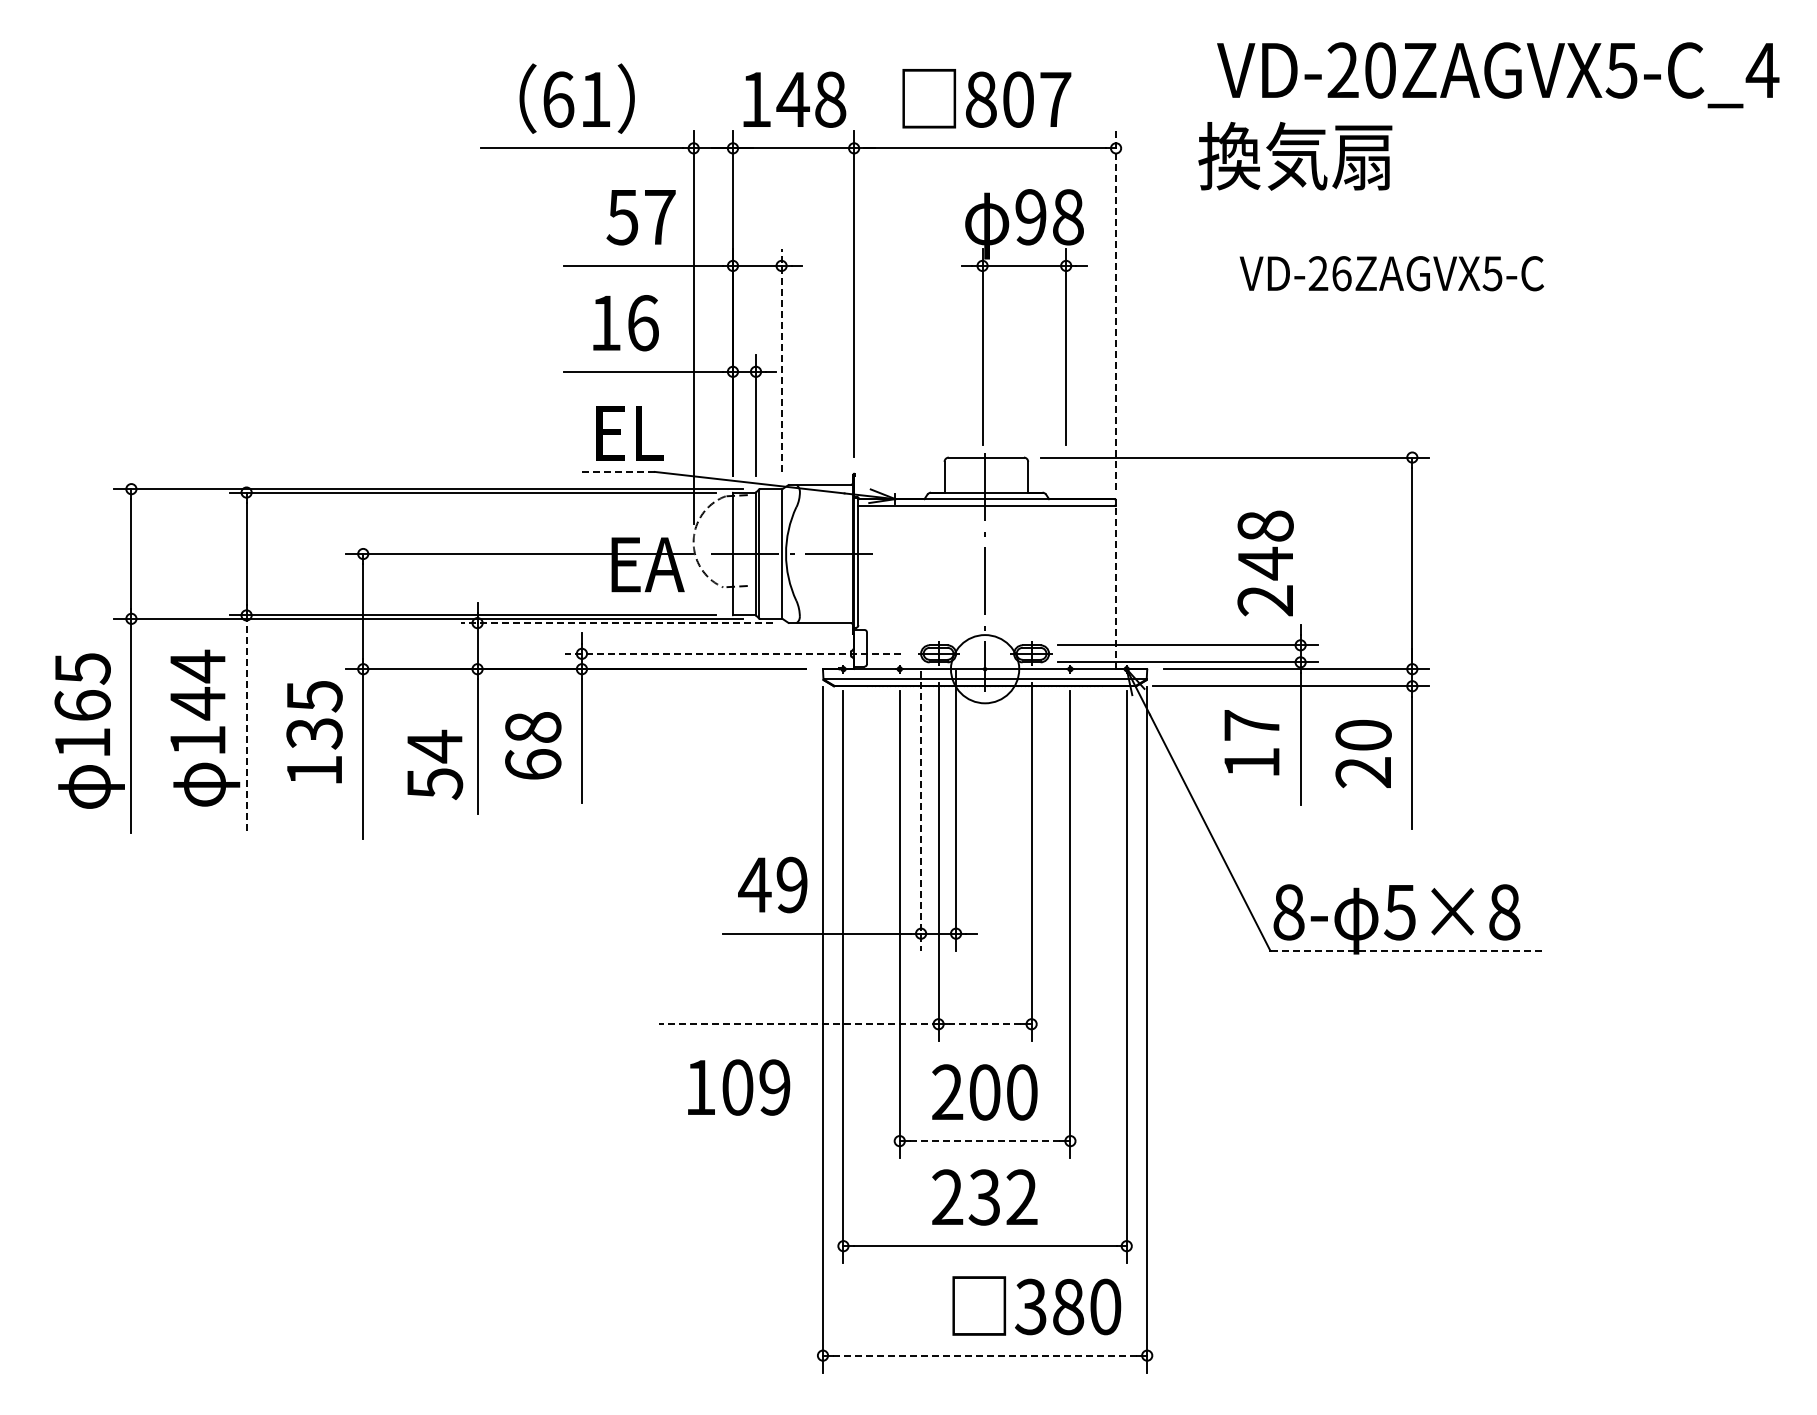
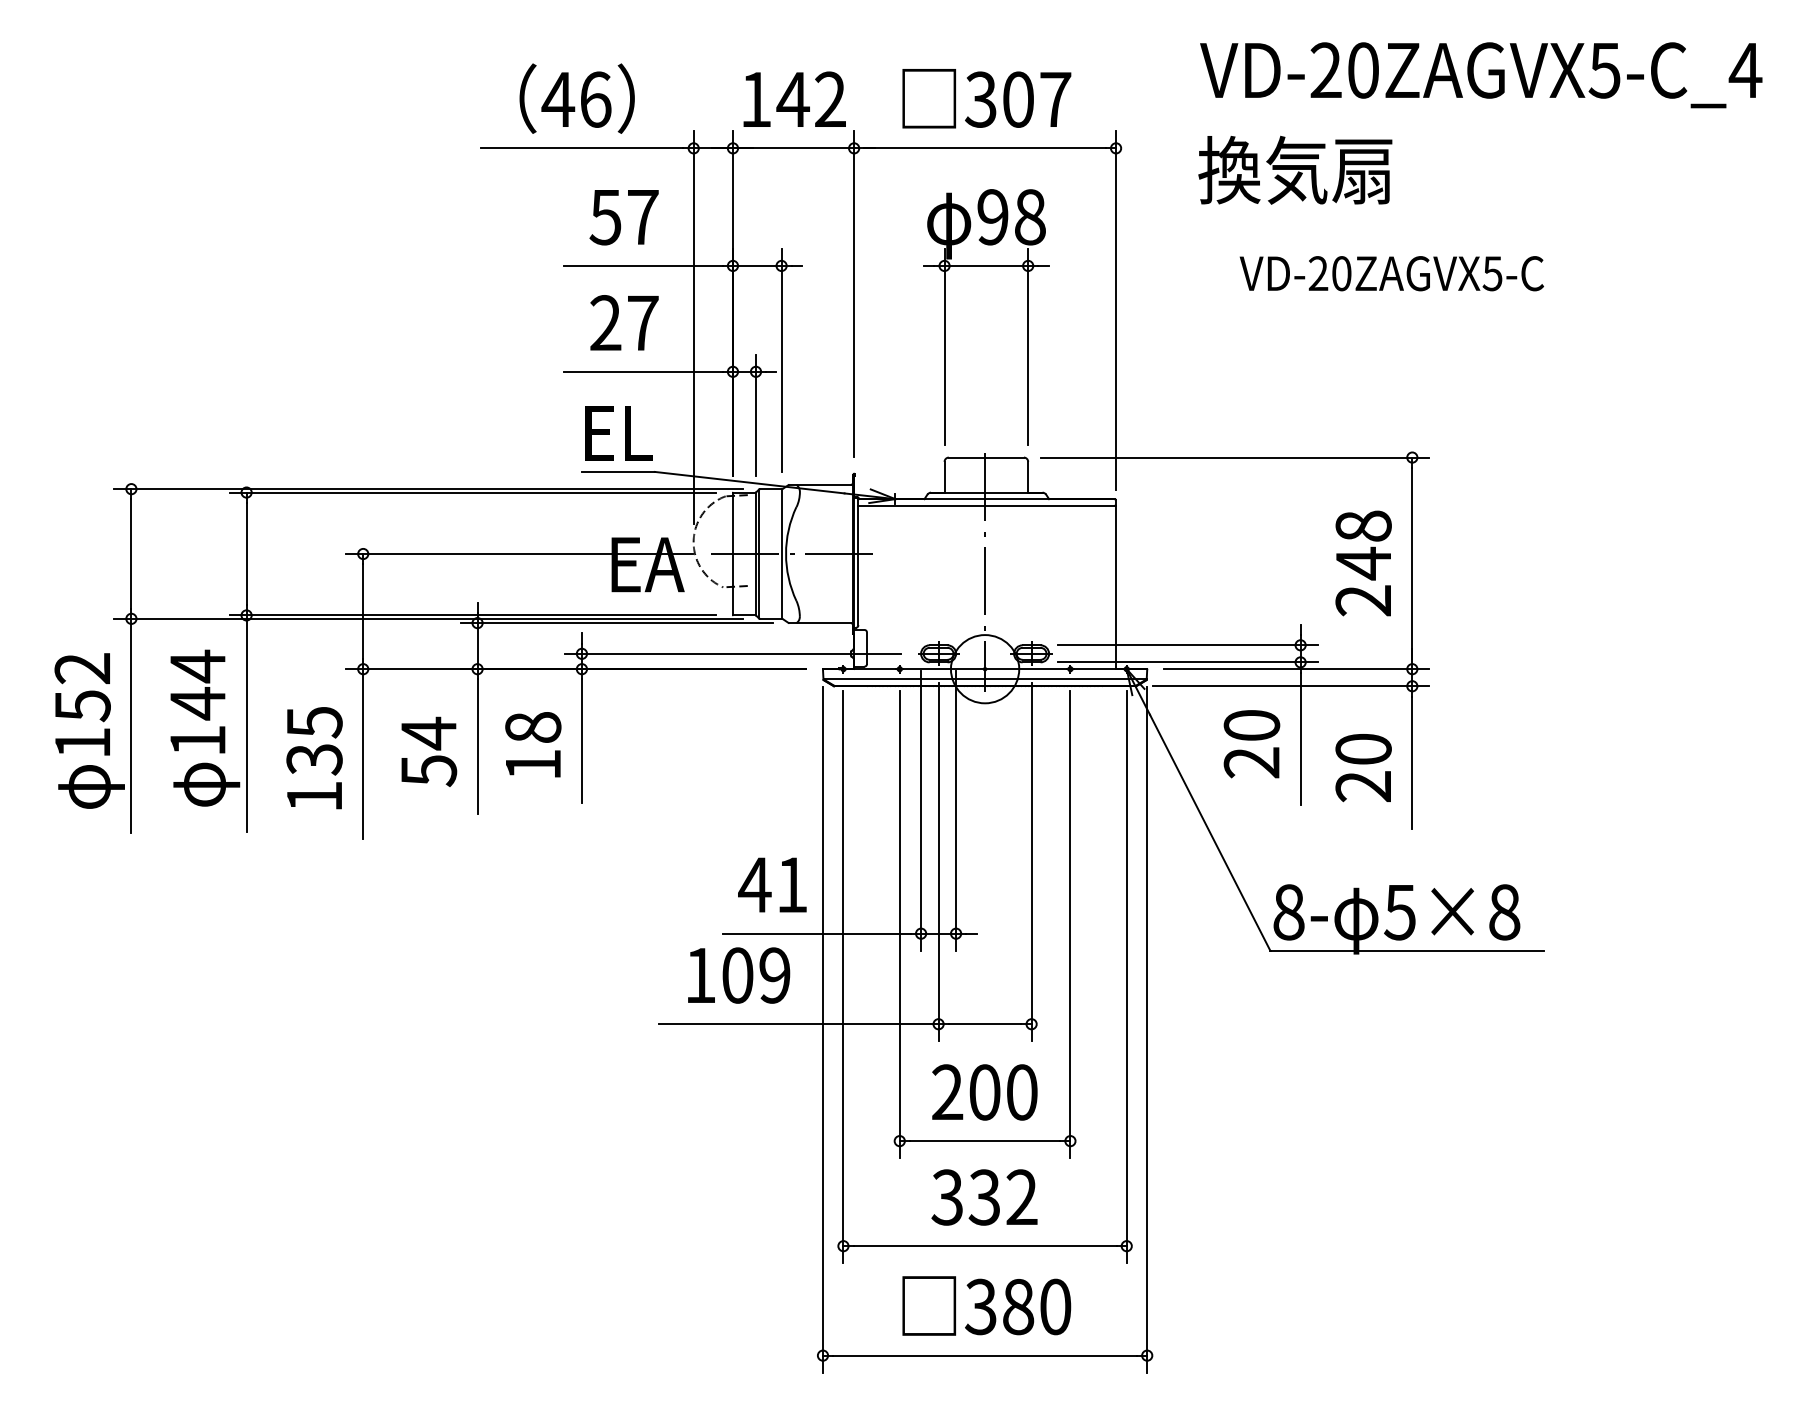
text position: (1498, 75) -> (1481, 75) (1481, 75)
text: 61 -> 46 (576, 99)
text: 148 -> 142 (830, 99)
text: 807 -> 307 (980, 99)
text position: (1295, 155) -> (1295, 169) (1295, 169)
text position: (640, 217) -> (623, 217) (623, 217)
text: VD-26ZAGVX5-C -> VD-20ZAGVX5-C (1341, 273)
line: dashed -> solid (1116, 309)
part position: (983, 317) -> (945, 317) (945, 317)
text: 16 -> 27 (624, 323)
line: dashed -> solid (781, 360)
text position: (629, 433) -> (618, 433) (618, 433)
line: dashed -> solid (617, 471)
text position: (1265, 563) -> (1363, 563) (1363, 563)
line: dashed -> solid (1116, 587)
line: dashed -> solid (616, 623)
line: dashed -> solid (732, 653)
text: 165 -> 152 (82, 687)
line: dashed -> solid (246, 724)
text position: (314, 732) -> (314, 758) (314, 758)
text: 17 -> 20 (1251, 744)
text position: (1363, 754) -> (1363, 768) (1363, 768)
text position: (435, 764) -> (429, 751) (429, 751)
text: 68 -> 18 (533, 764)
line: dashed -> solid (921, 810)
text: 49 -> 41 (791, 884)
line: dashed -> solid (1407, 950)
line: dashed -> solid (798, 1024)
line: dashed -> solid (984, 1024)
text position: (739, 1087) -> (739, 975) (739, 975)
line: dashed -> solid (984, 1141)
text: 232 -> 332 (947, 1197)
text position: (1036, 1305) -> (986, 1305) (986, 1305)
line: dashed -> solid (985, 1355)
